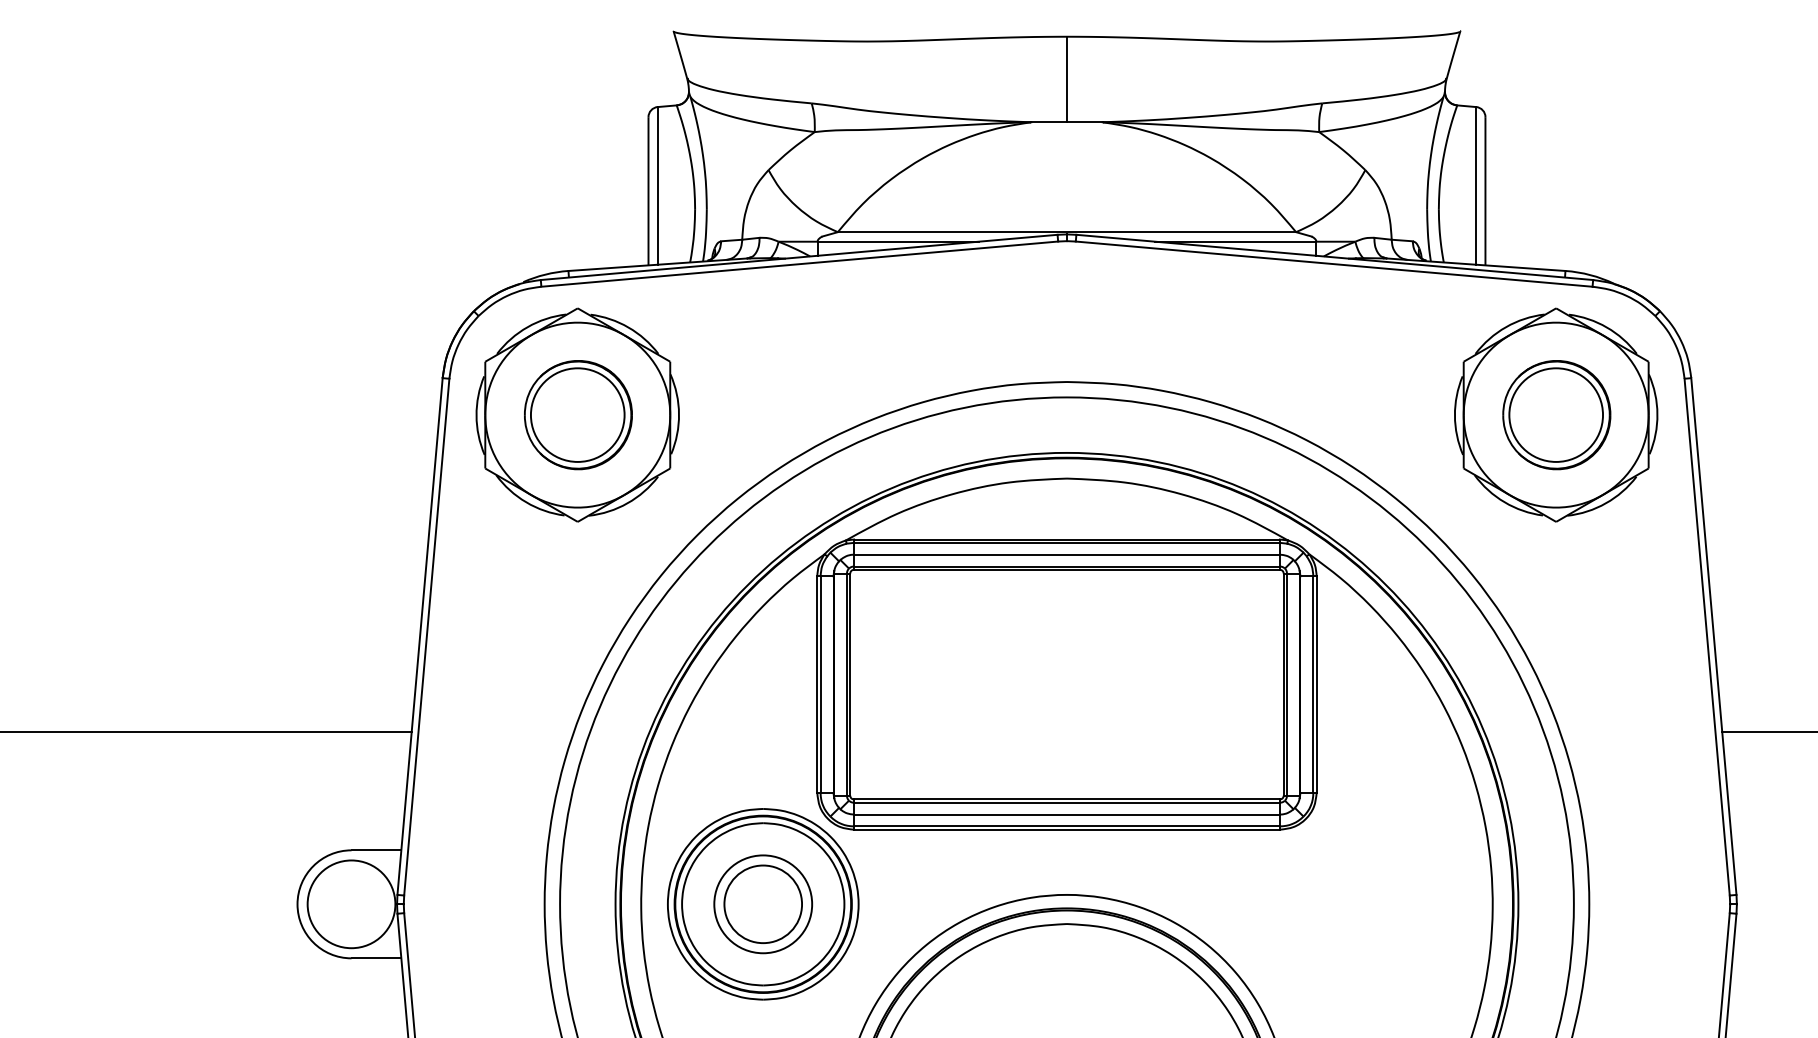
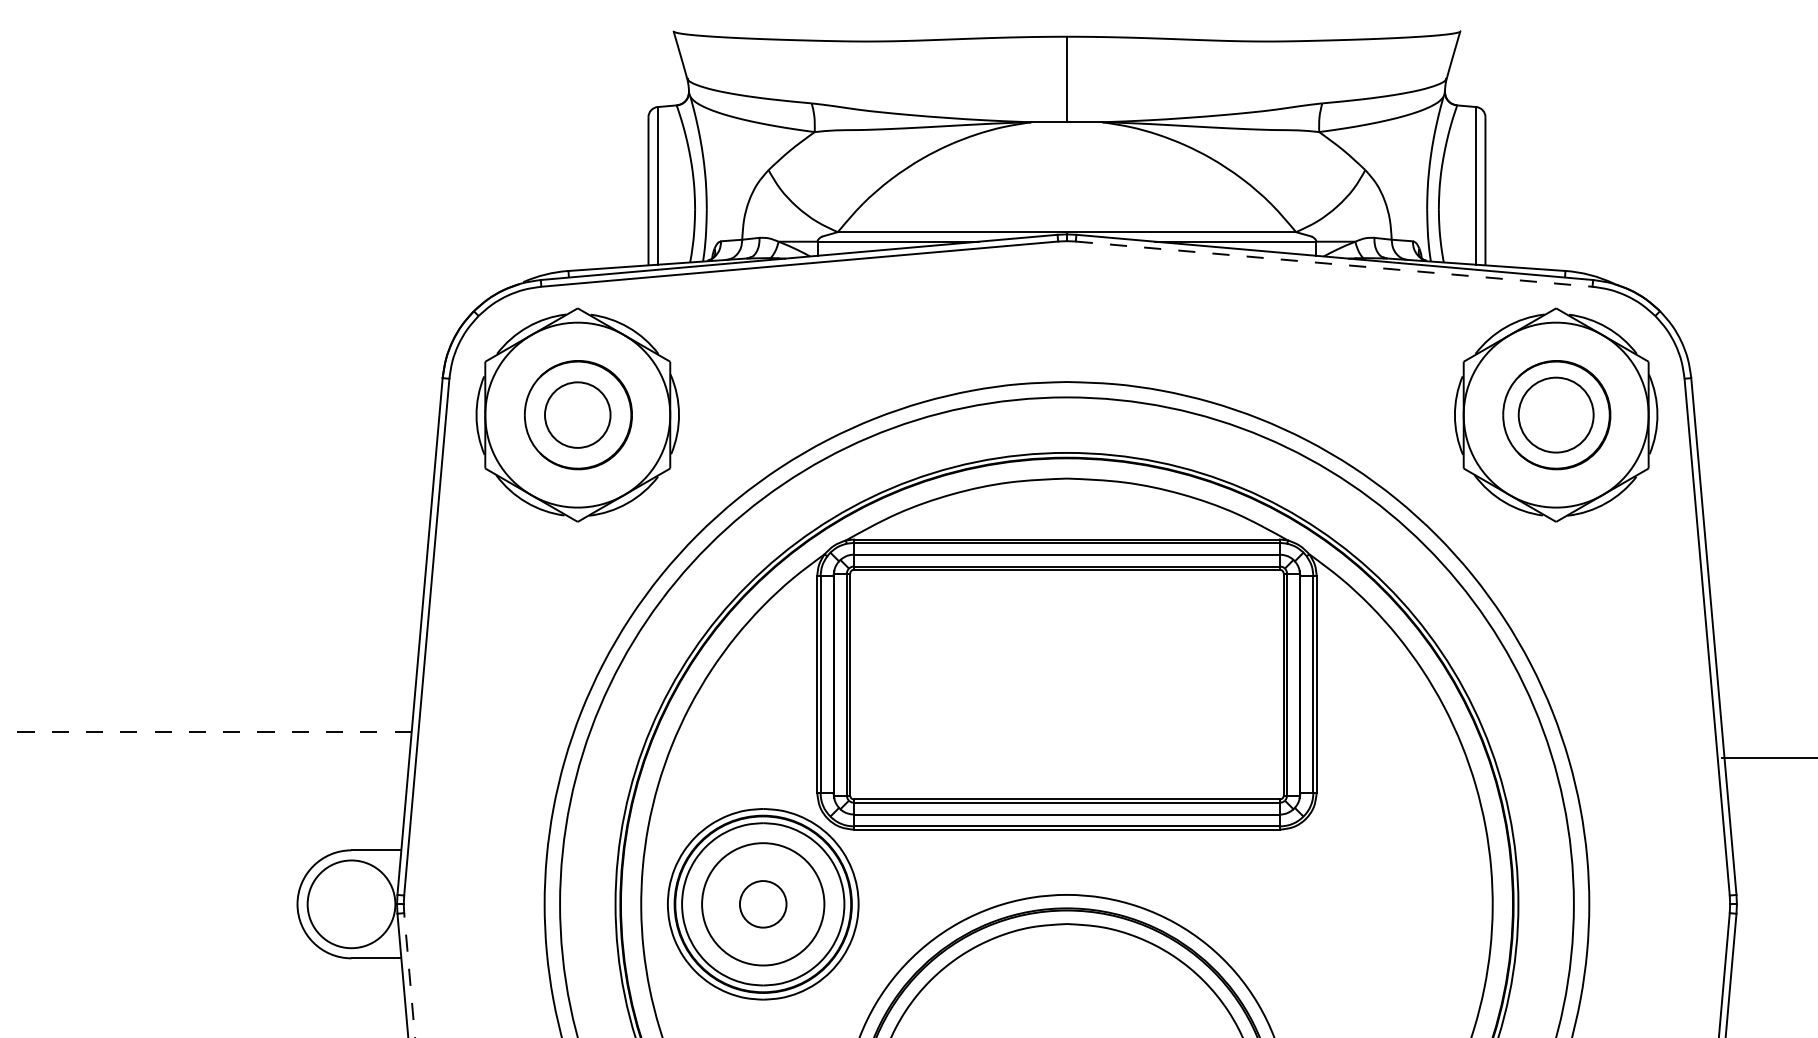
line: solid -> dashed (1334, 264)
circle diameter: 94 px -> 66 px (577, 414)
circle diameter: 94 px -> 75 px (1555, 414)
line: solid -> dashed (205, 732)
line position: (1768, 732) -> (1768, 758) (1768, 758)
circle diameter: 78 px -> 47 px (762, 904)
circle diameter: 98 px -> 122 px (763, 904)
line: solid -> dashed (409, 974)
